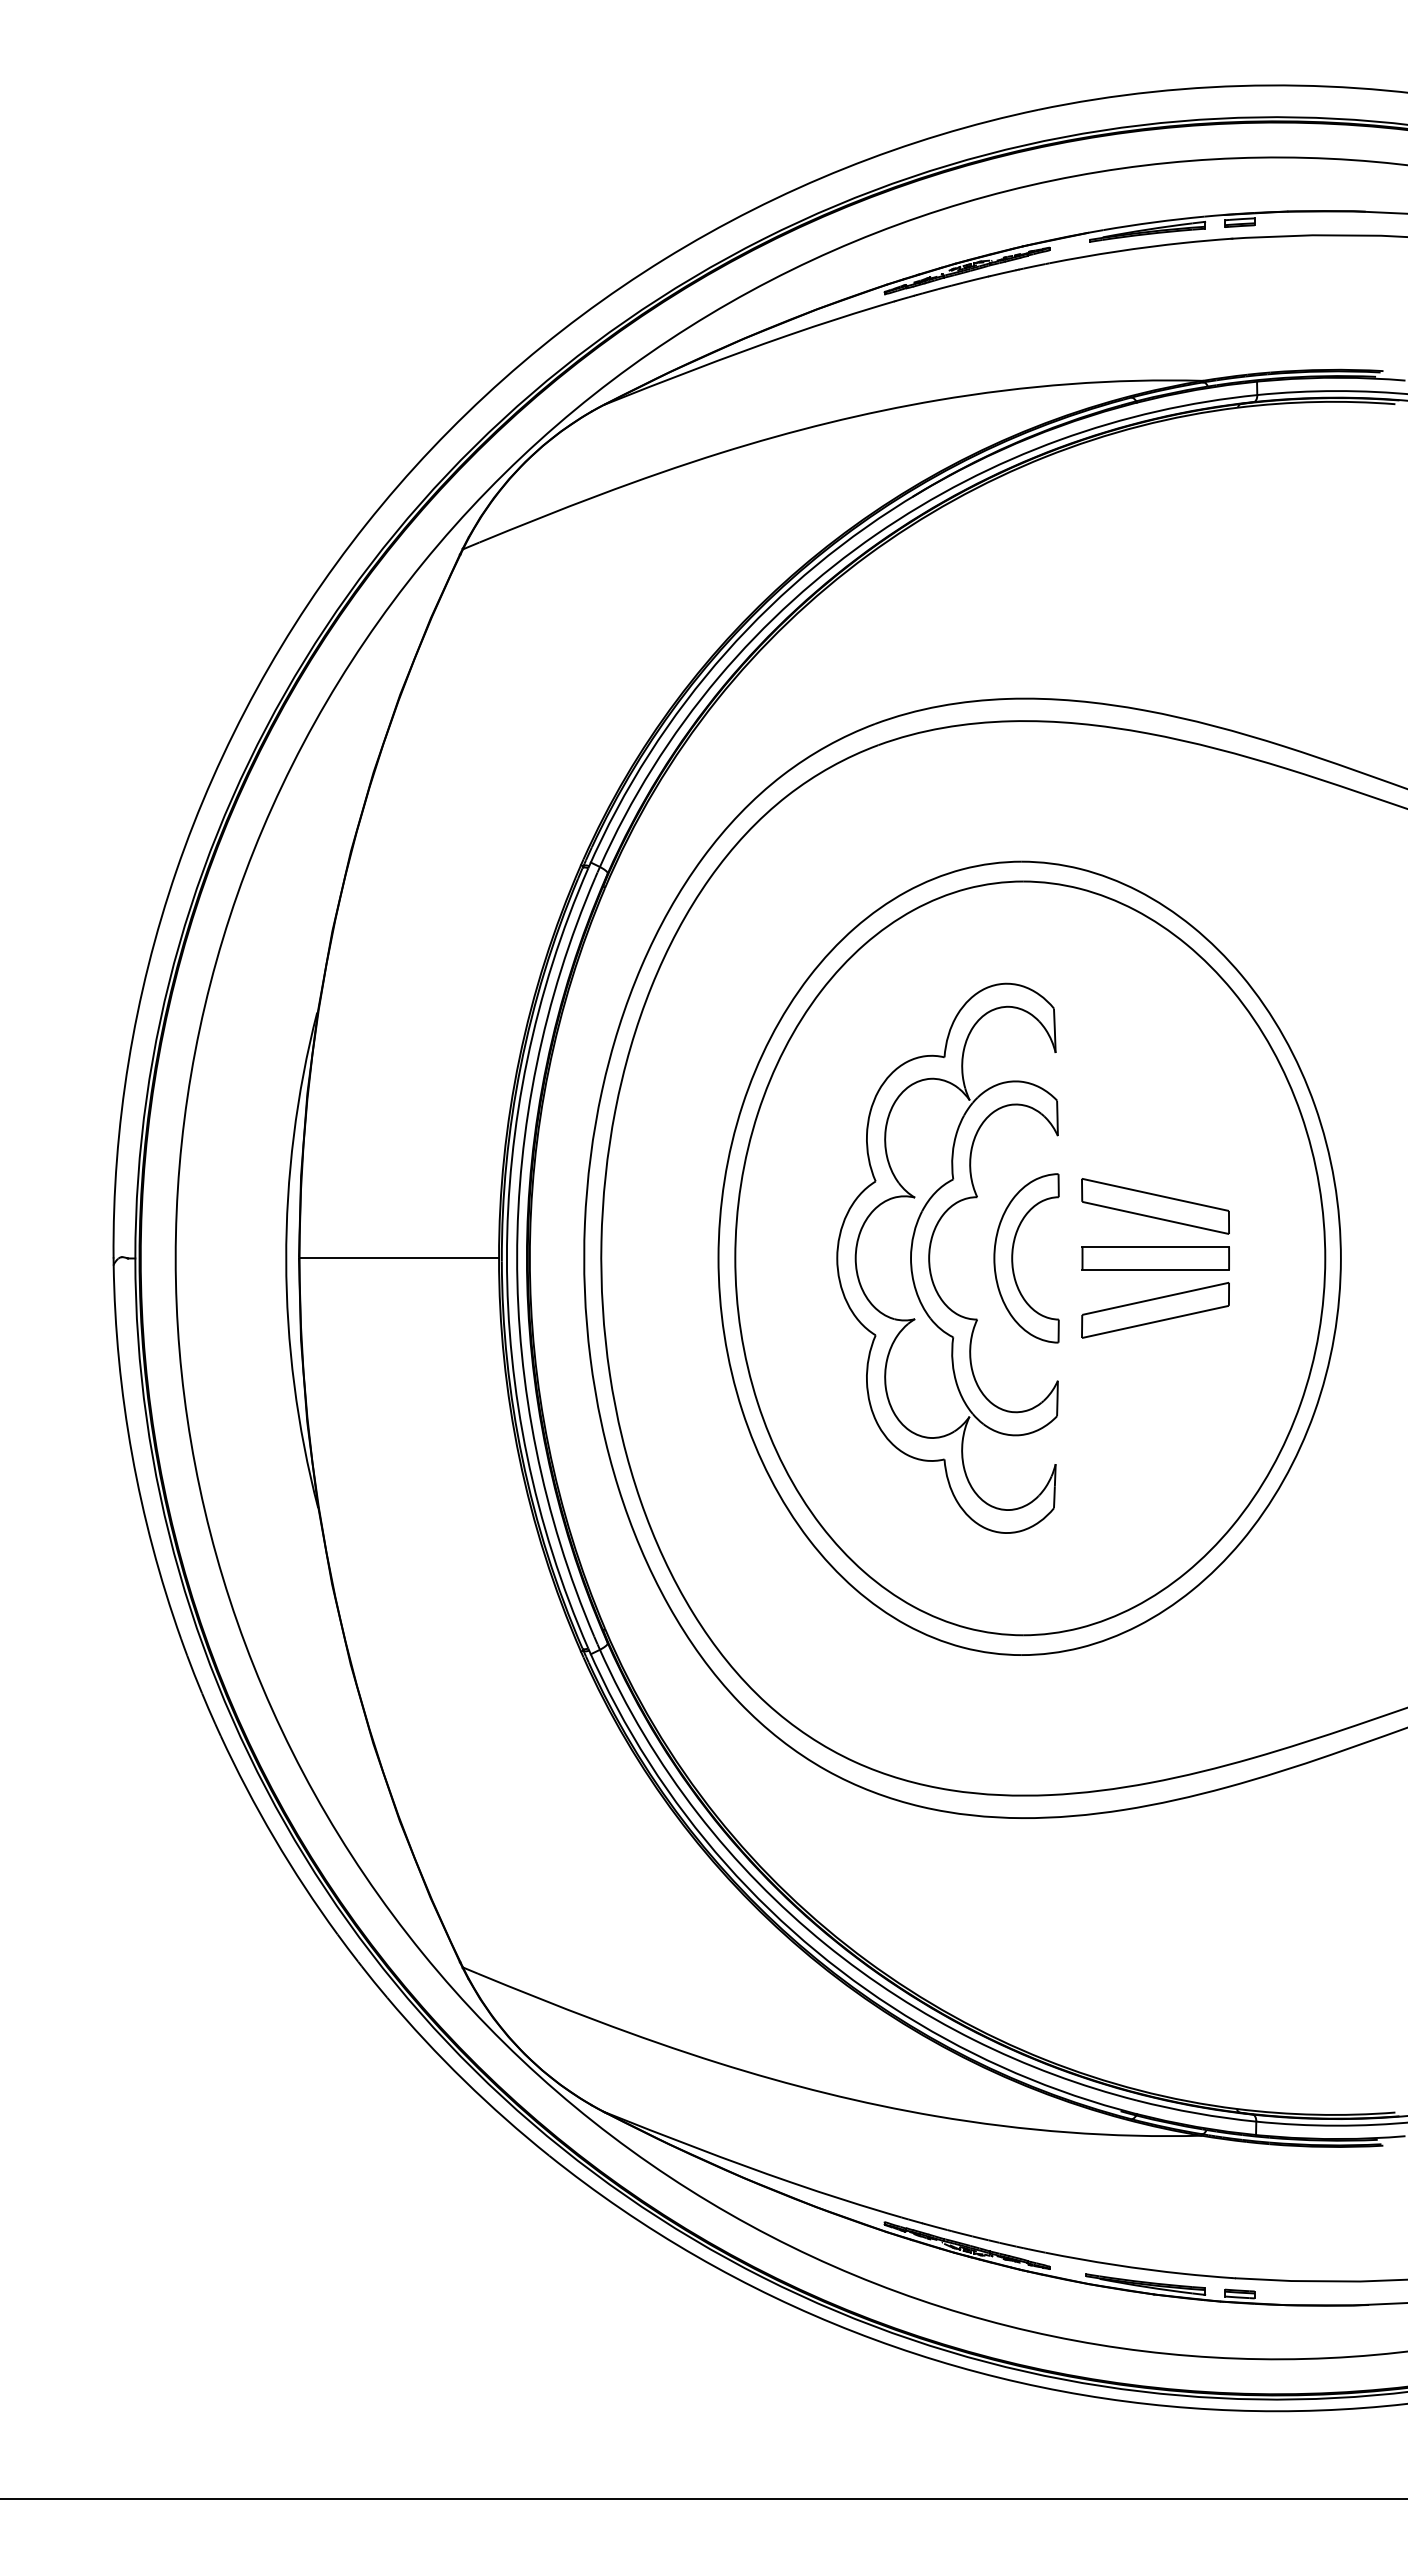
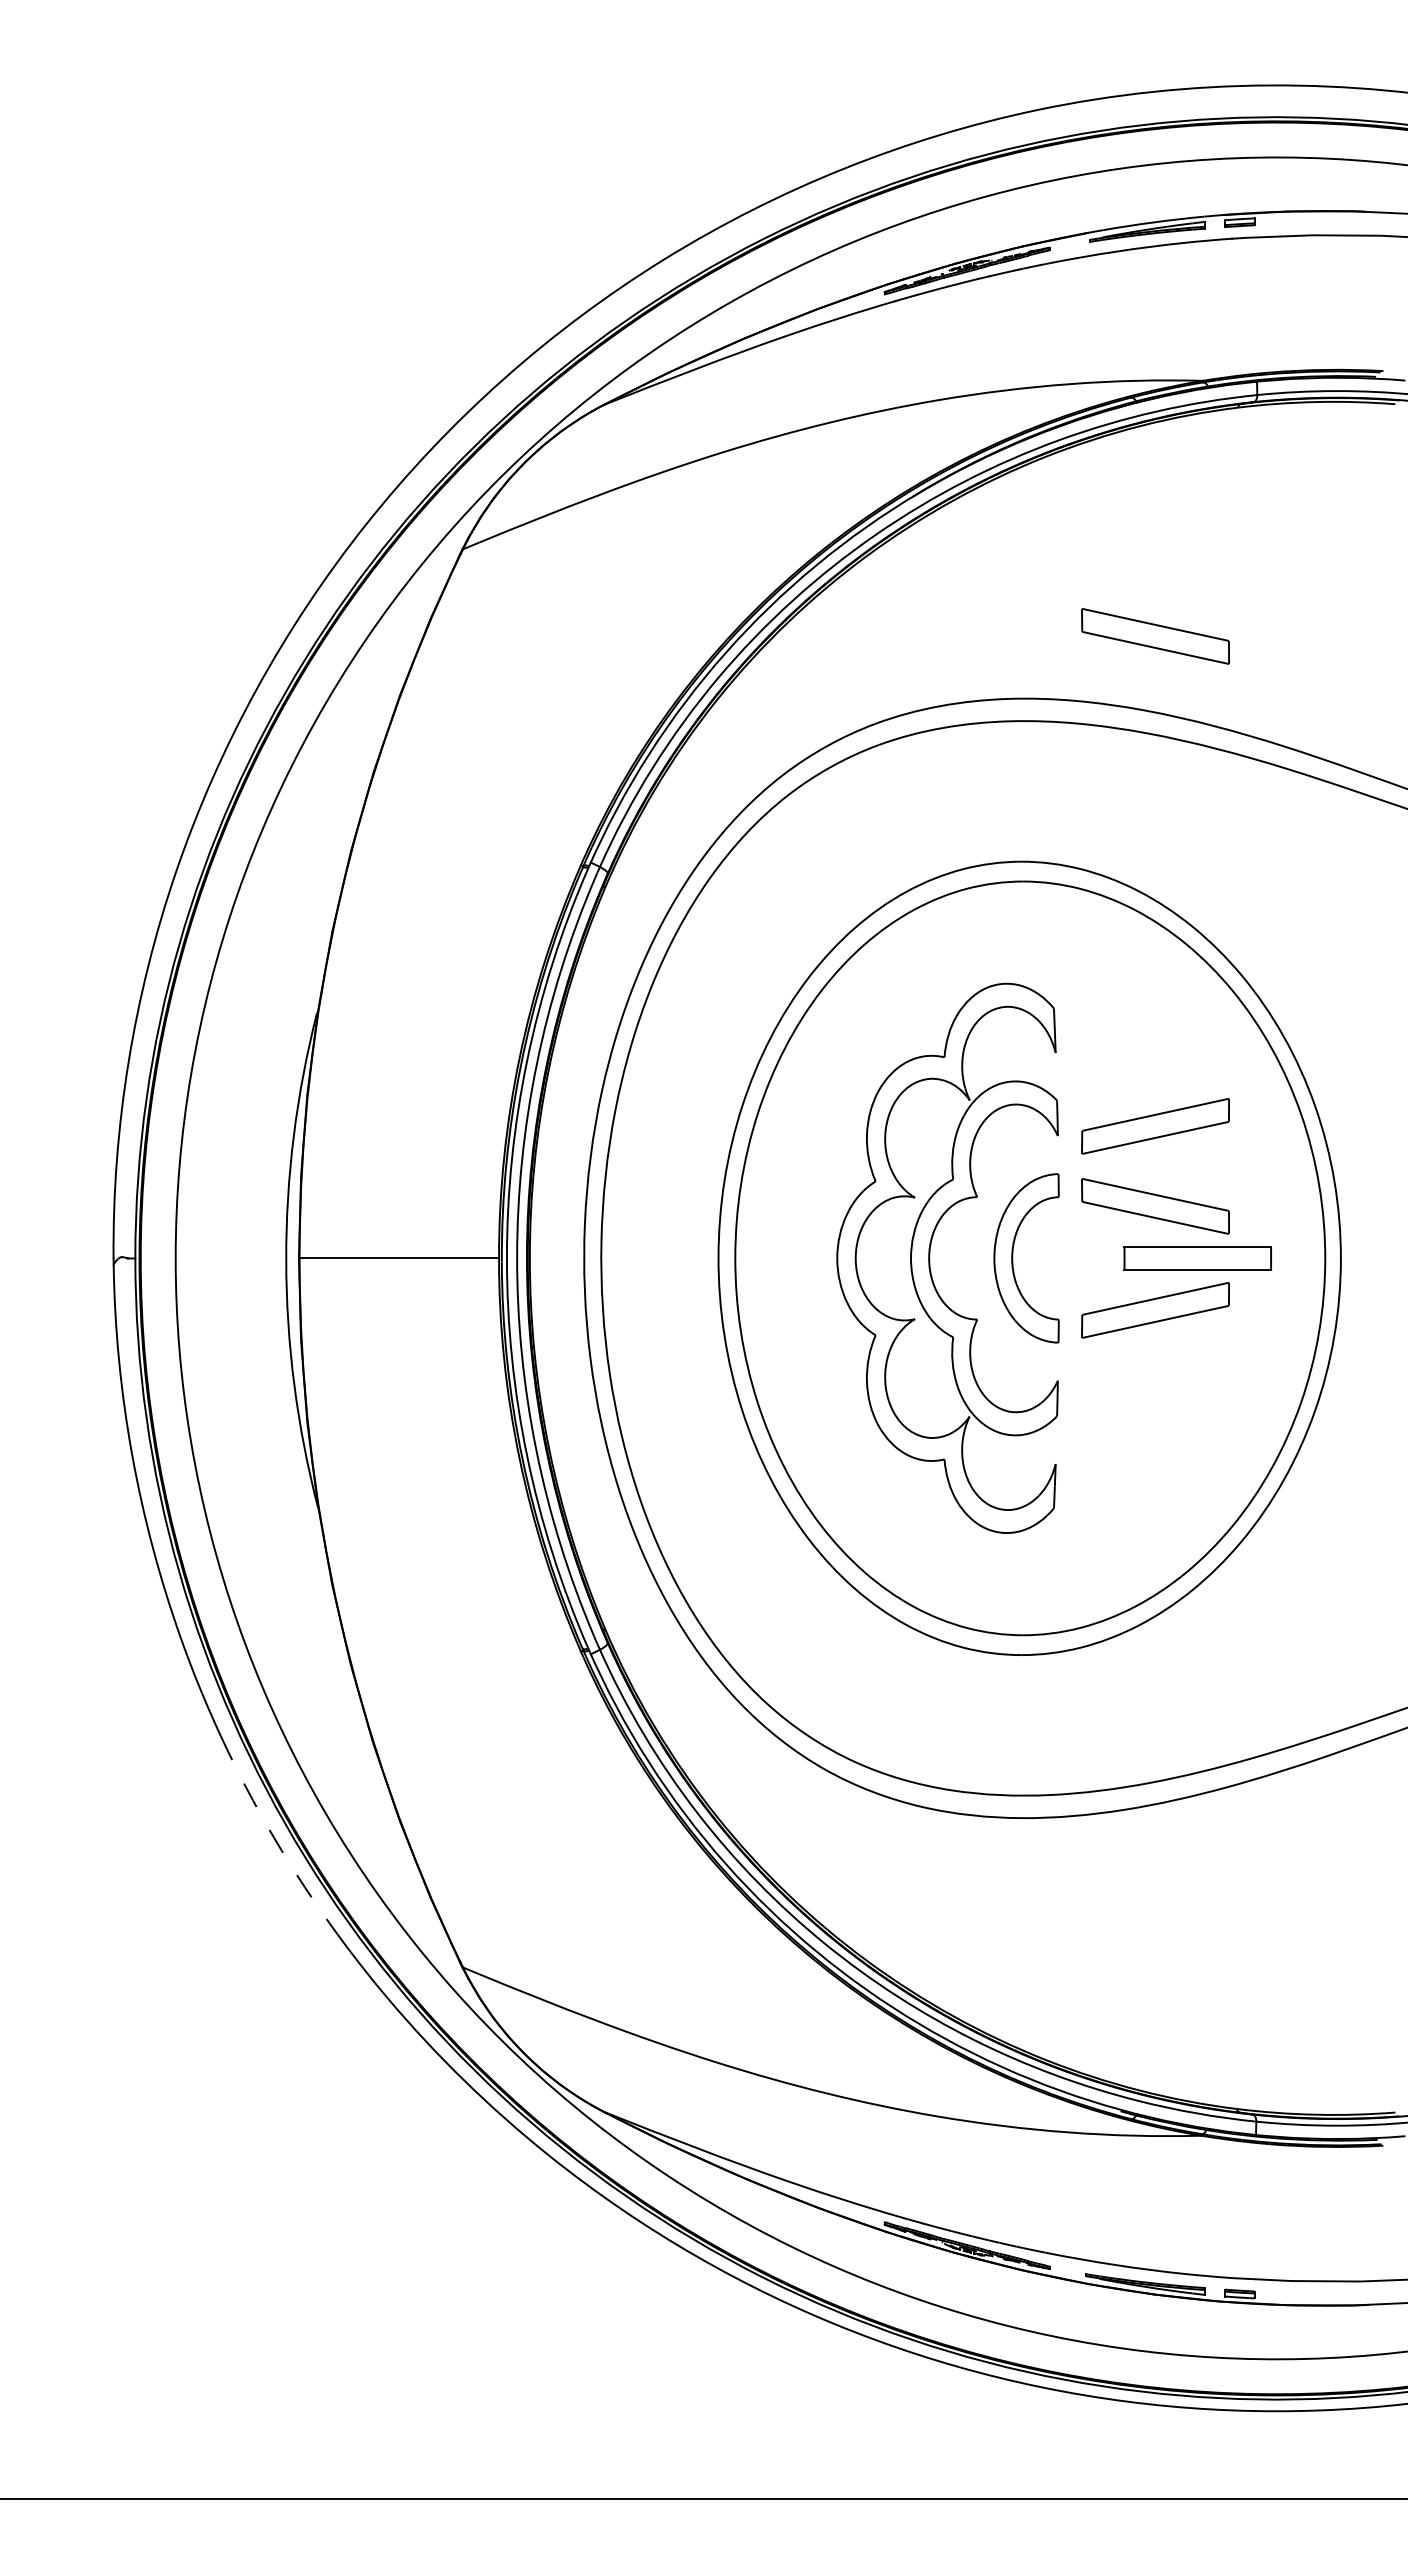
part: none -> present (1155, 636)
part: none -> present (1155, 1126)
part position: (1155, 1258) -> (1197, 1258) (1197, 1258)
arc: solid -> dashed (274, 1838)
